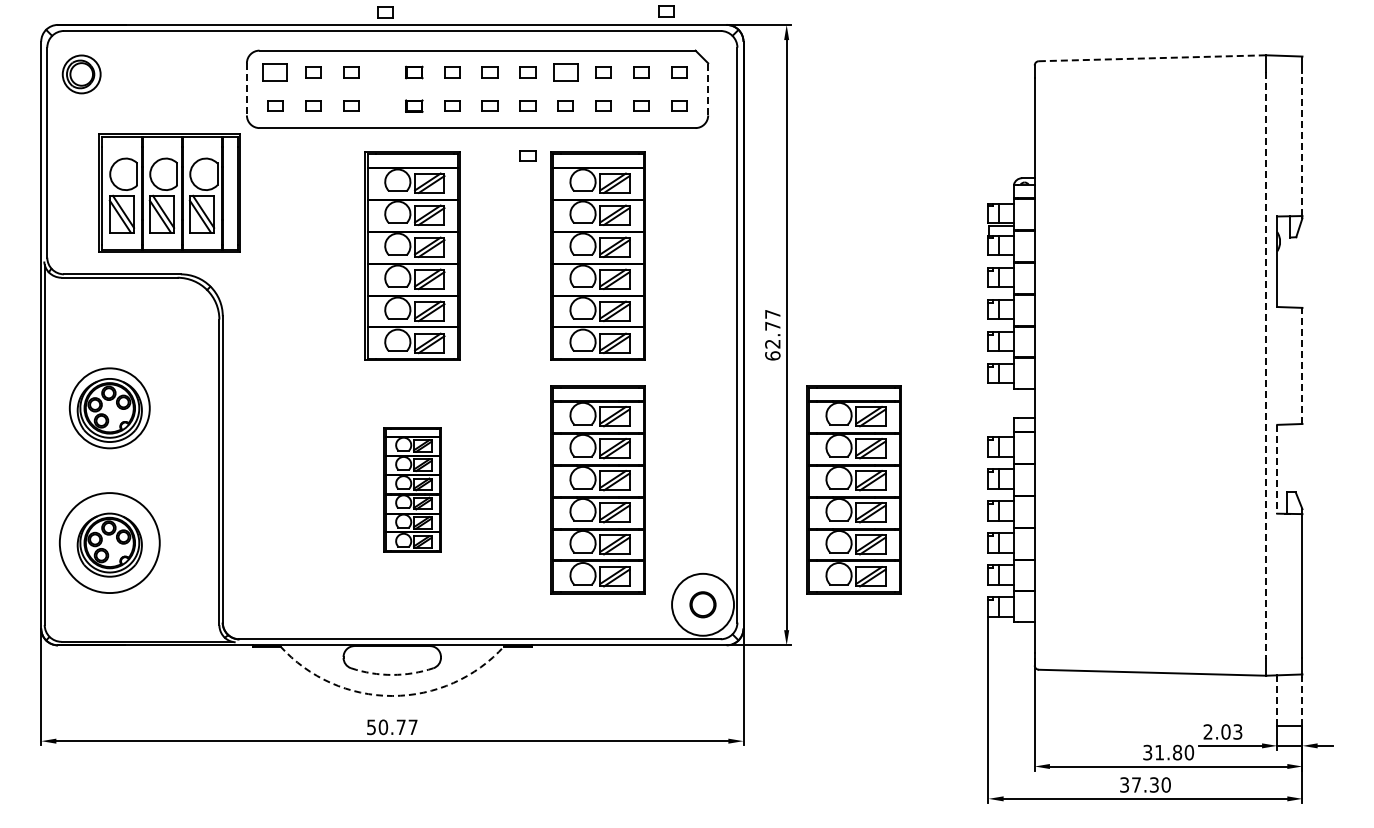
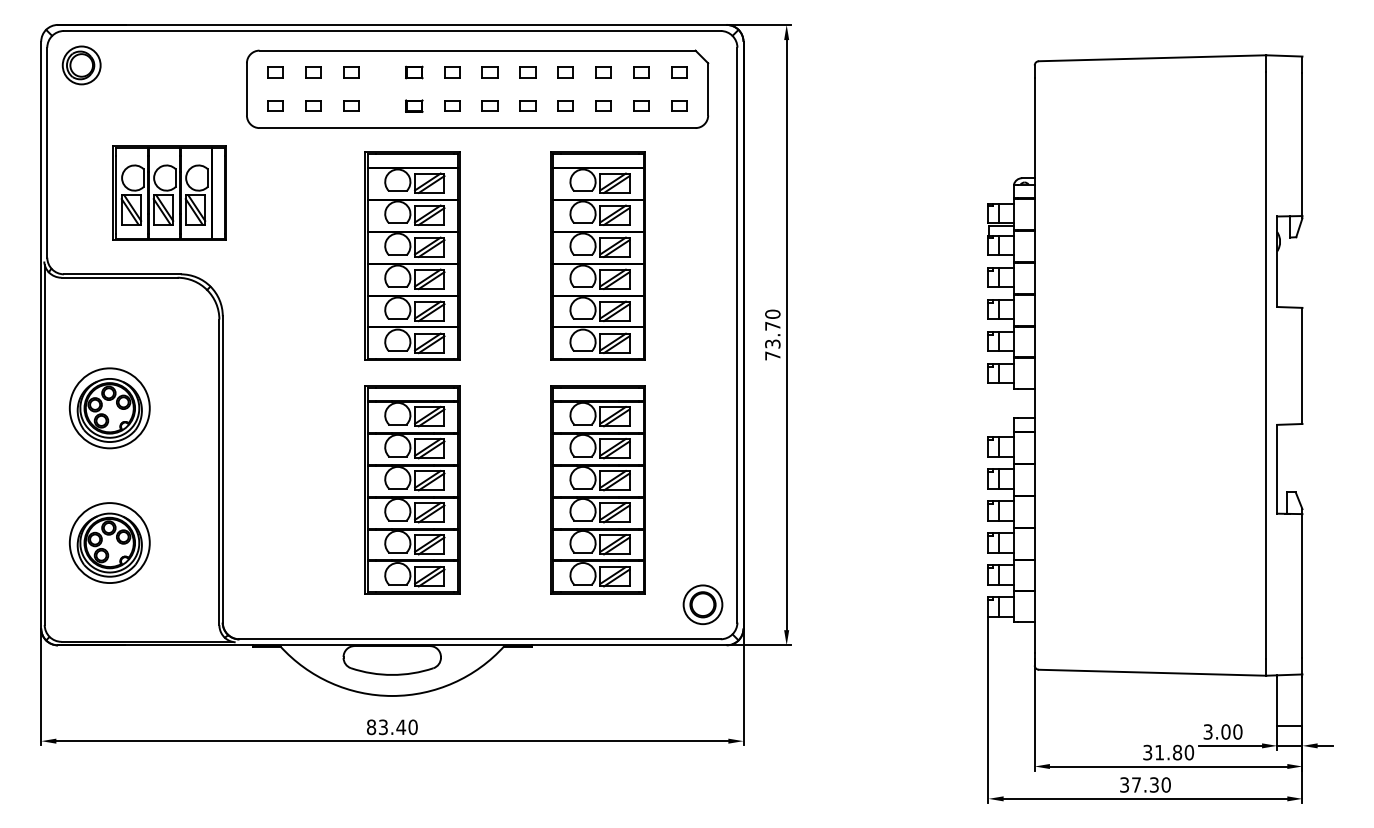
part: present -> none (666, 11)
part: present -> none (385, 12)
line: dashed -> solid (1152, 58)
part size: 26x19 px -> 17x13 px (275, 72)
part size: 26x19 px -> 17x13 px (565, 72)
part position: (81, 74) -> (81, 65) (81, 65)
line: dashed -> solid (708, 88)
line: dashed -> solid (246, 89)
line: dashed -> solid (1302, 144)
part: present -> none (527, 155)
part size: 143x120 px -> 115x96 px (169, 192)
text: 62.77 -> 73.70 (772, 334)
line: dashed -> solid (1302, 365)
line: dashed -> solid (1266, 366)
line: dashed -> solid (1277, 469)
part size: 59x126 px -> 97x210 px (412, 489)
part: present -> none (853, 489)
circle diameter: 100 px -> 80 px (109, 543)
circle diameter: 62 px -> 39 px (702, 604)
arc: dashed -> solid (392, 674)
arc: dashed -> solid (392, 695)
line: dashed -> solid (1277, 701)
line: dashed -> solid (1302, 701)
text: 50.77 -> 83.40 (392, 727)
text: 2.03 -> 3.00 (1222, 731)
